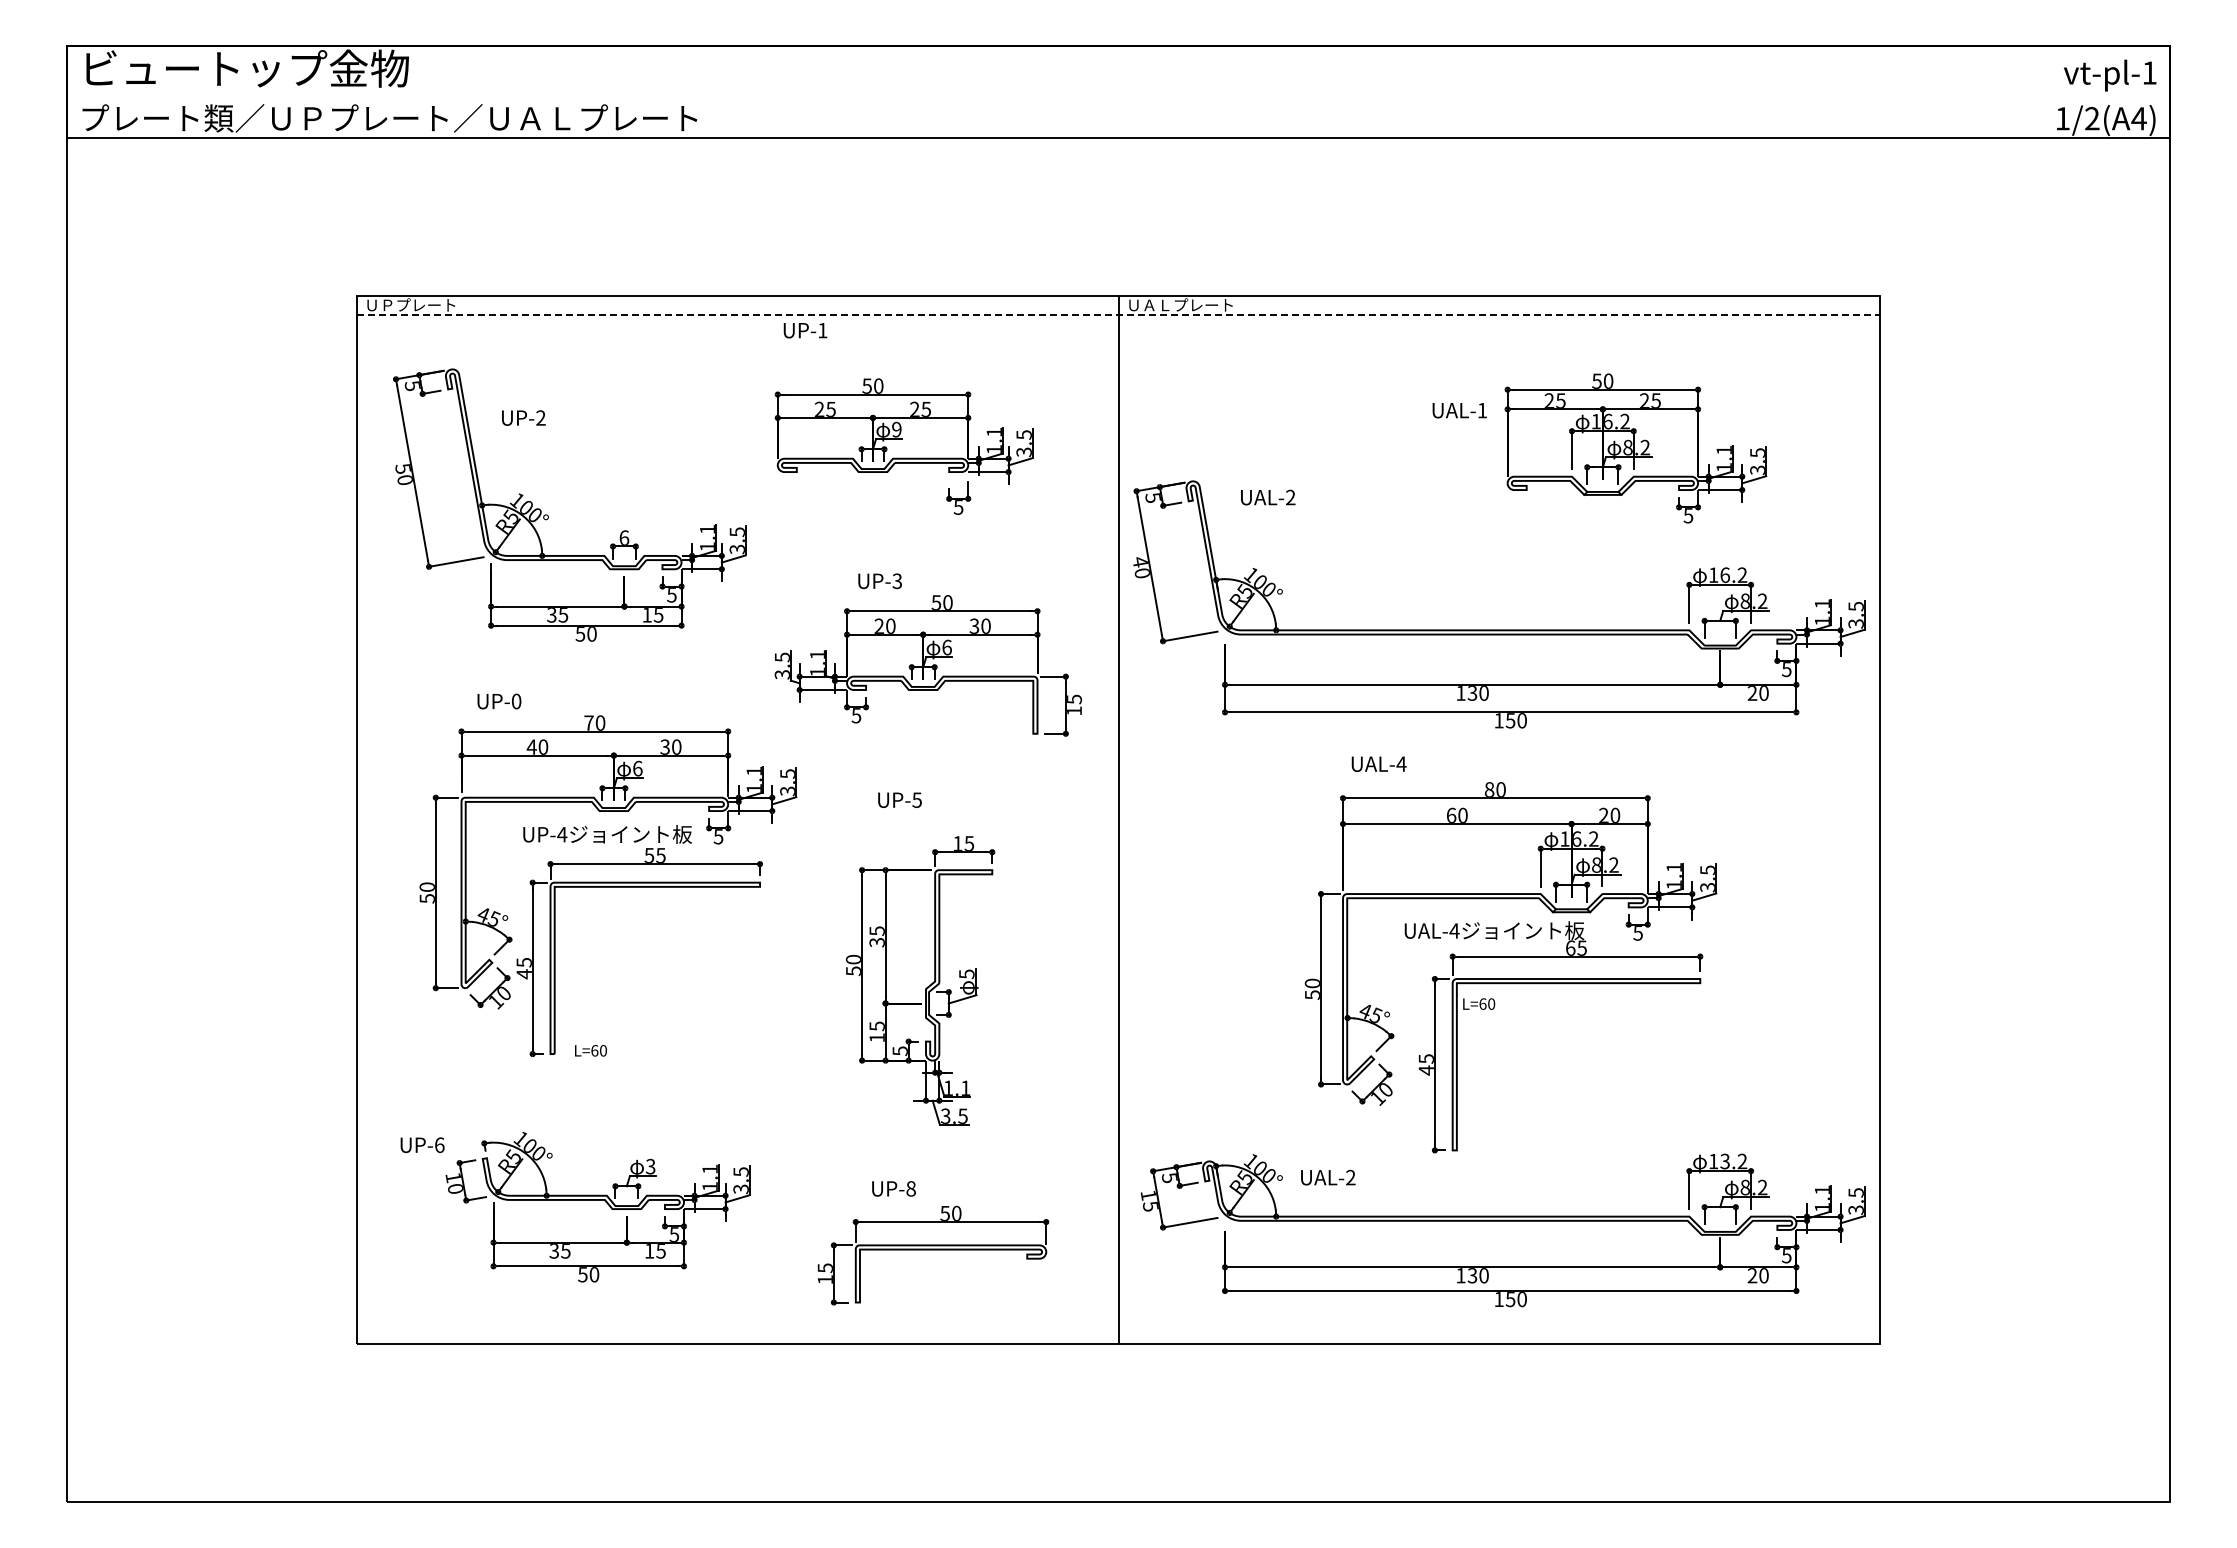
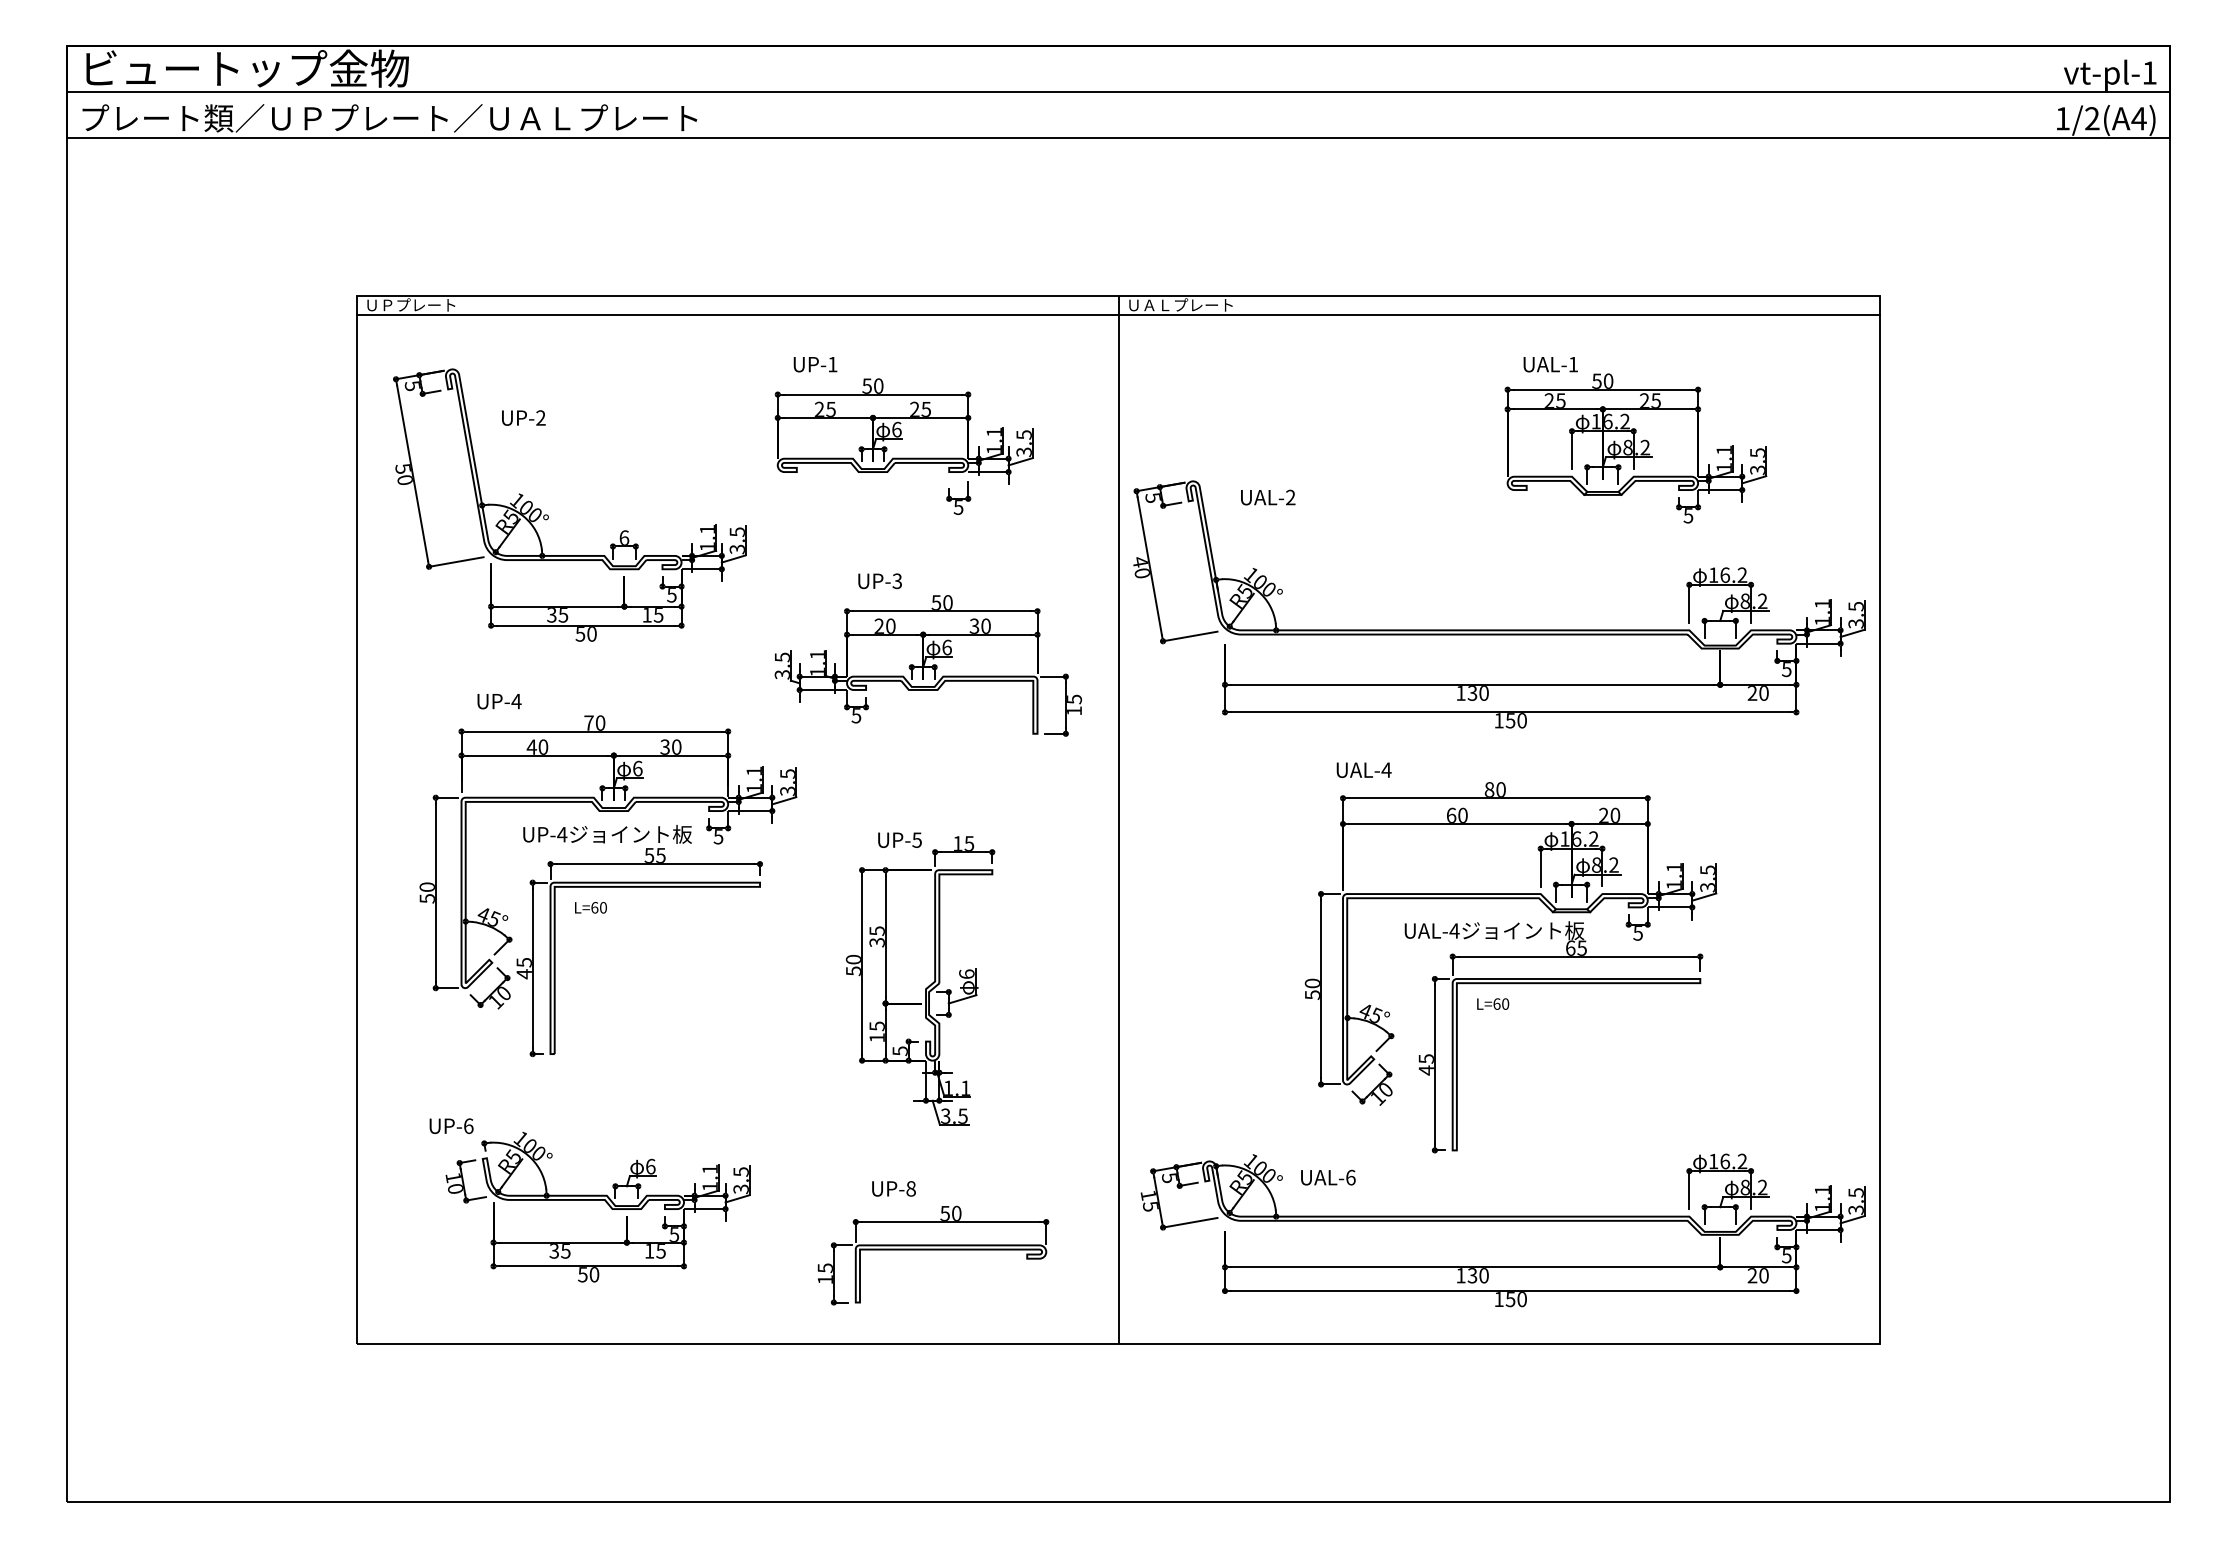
line: none -> present (1118, 92)
line: dashed -> solid (1118, 314)
text position: (805, 330) -> (815, 364) (815, 364)
text position: (1459, 410) -> (1550, 364) (1550, 364)
text: 9 -> 6 (896, 429)
text: UP-0 -> UP-4 (516, 701)
text position: (1378, 763) -> (1363, 769) (1363, 769)
text position: (899, 799) -> (899, 839) (899, 839)
text: 5 -> 6 (966, 974)
text position: (1479, 1003) -> (1493, 1003) (1493, 1003)
text position: (590, 1050) -> (590, 907) (590, 907)
text position: (422, 1144) -> (451, 1125) (451, 1125)
text: 13.2 -> 16.2 (1725, 1161)
text: 3 -> 6 (650, 1166)
text: UAL-2 -> UAL-6 (1350, 1177)
